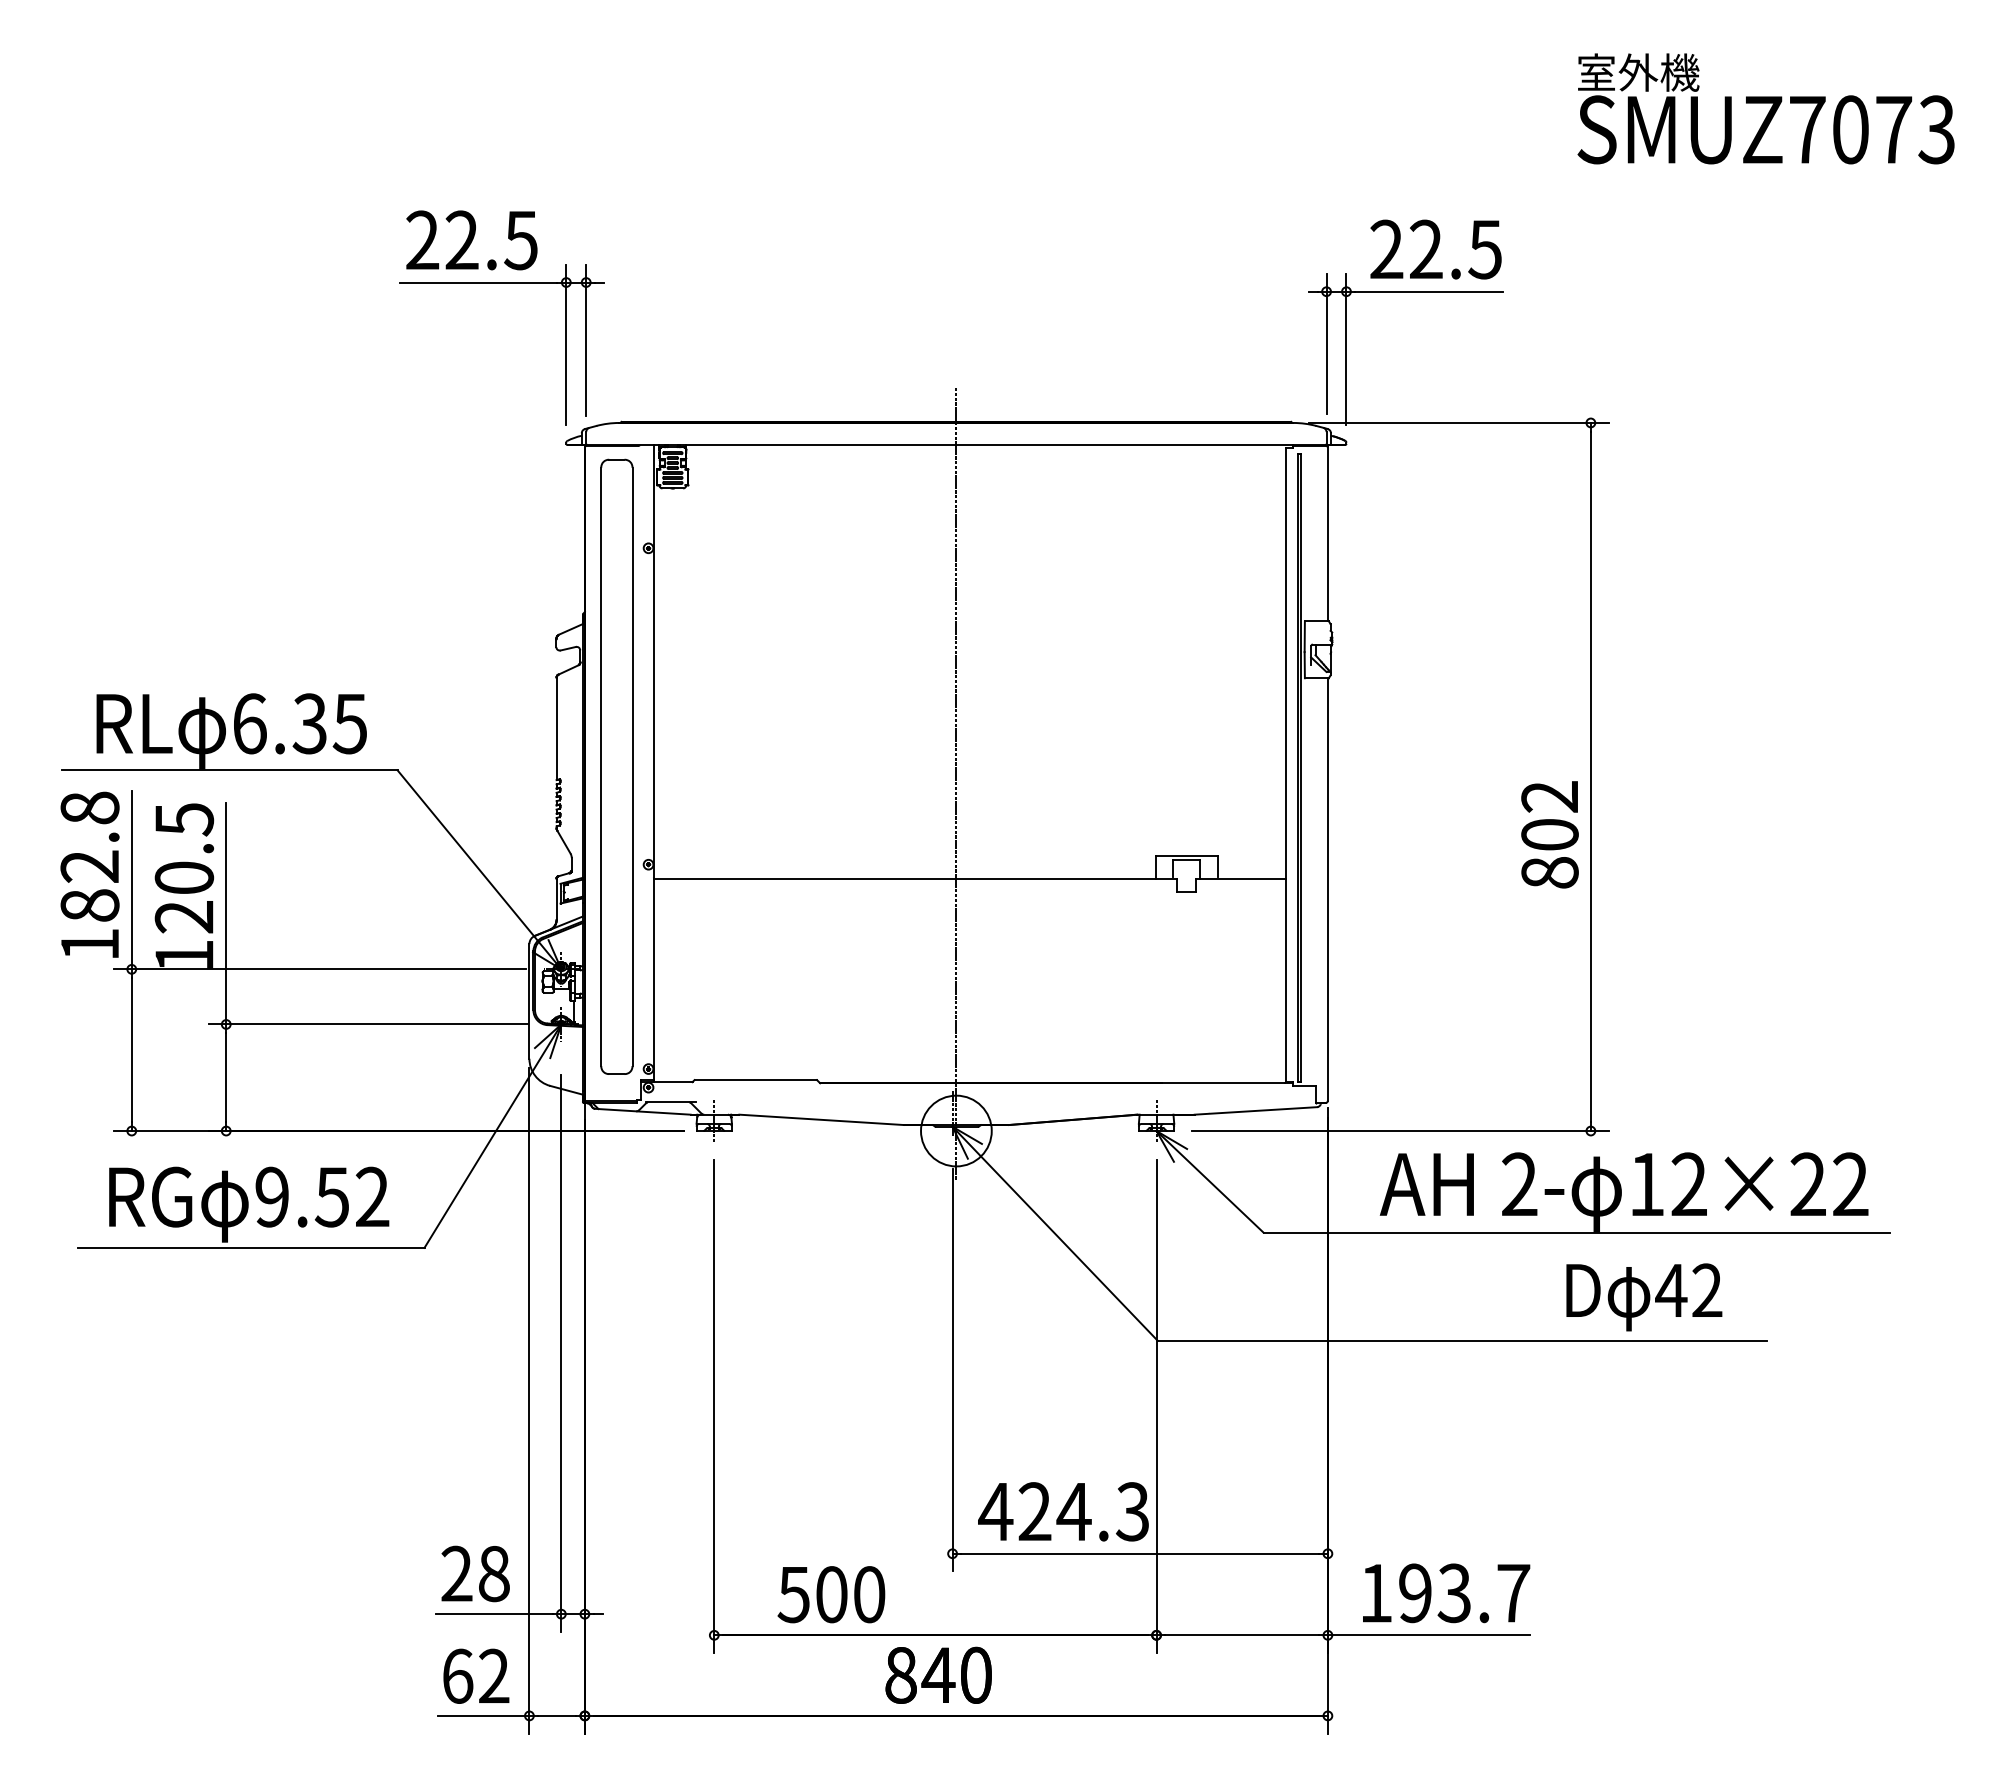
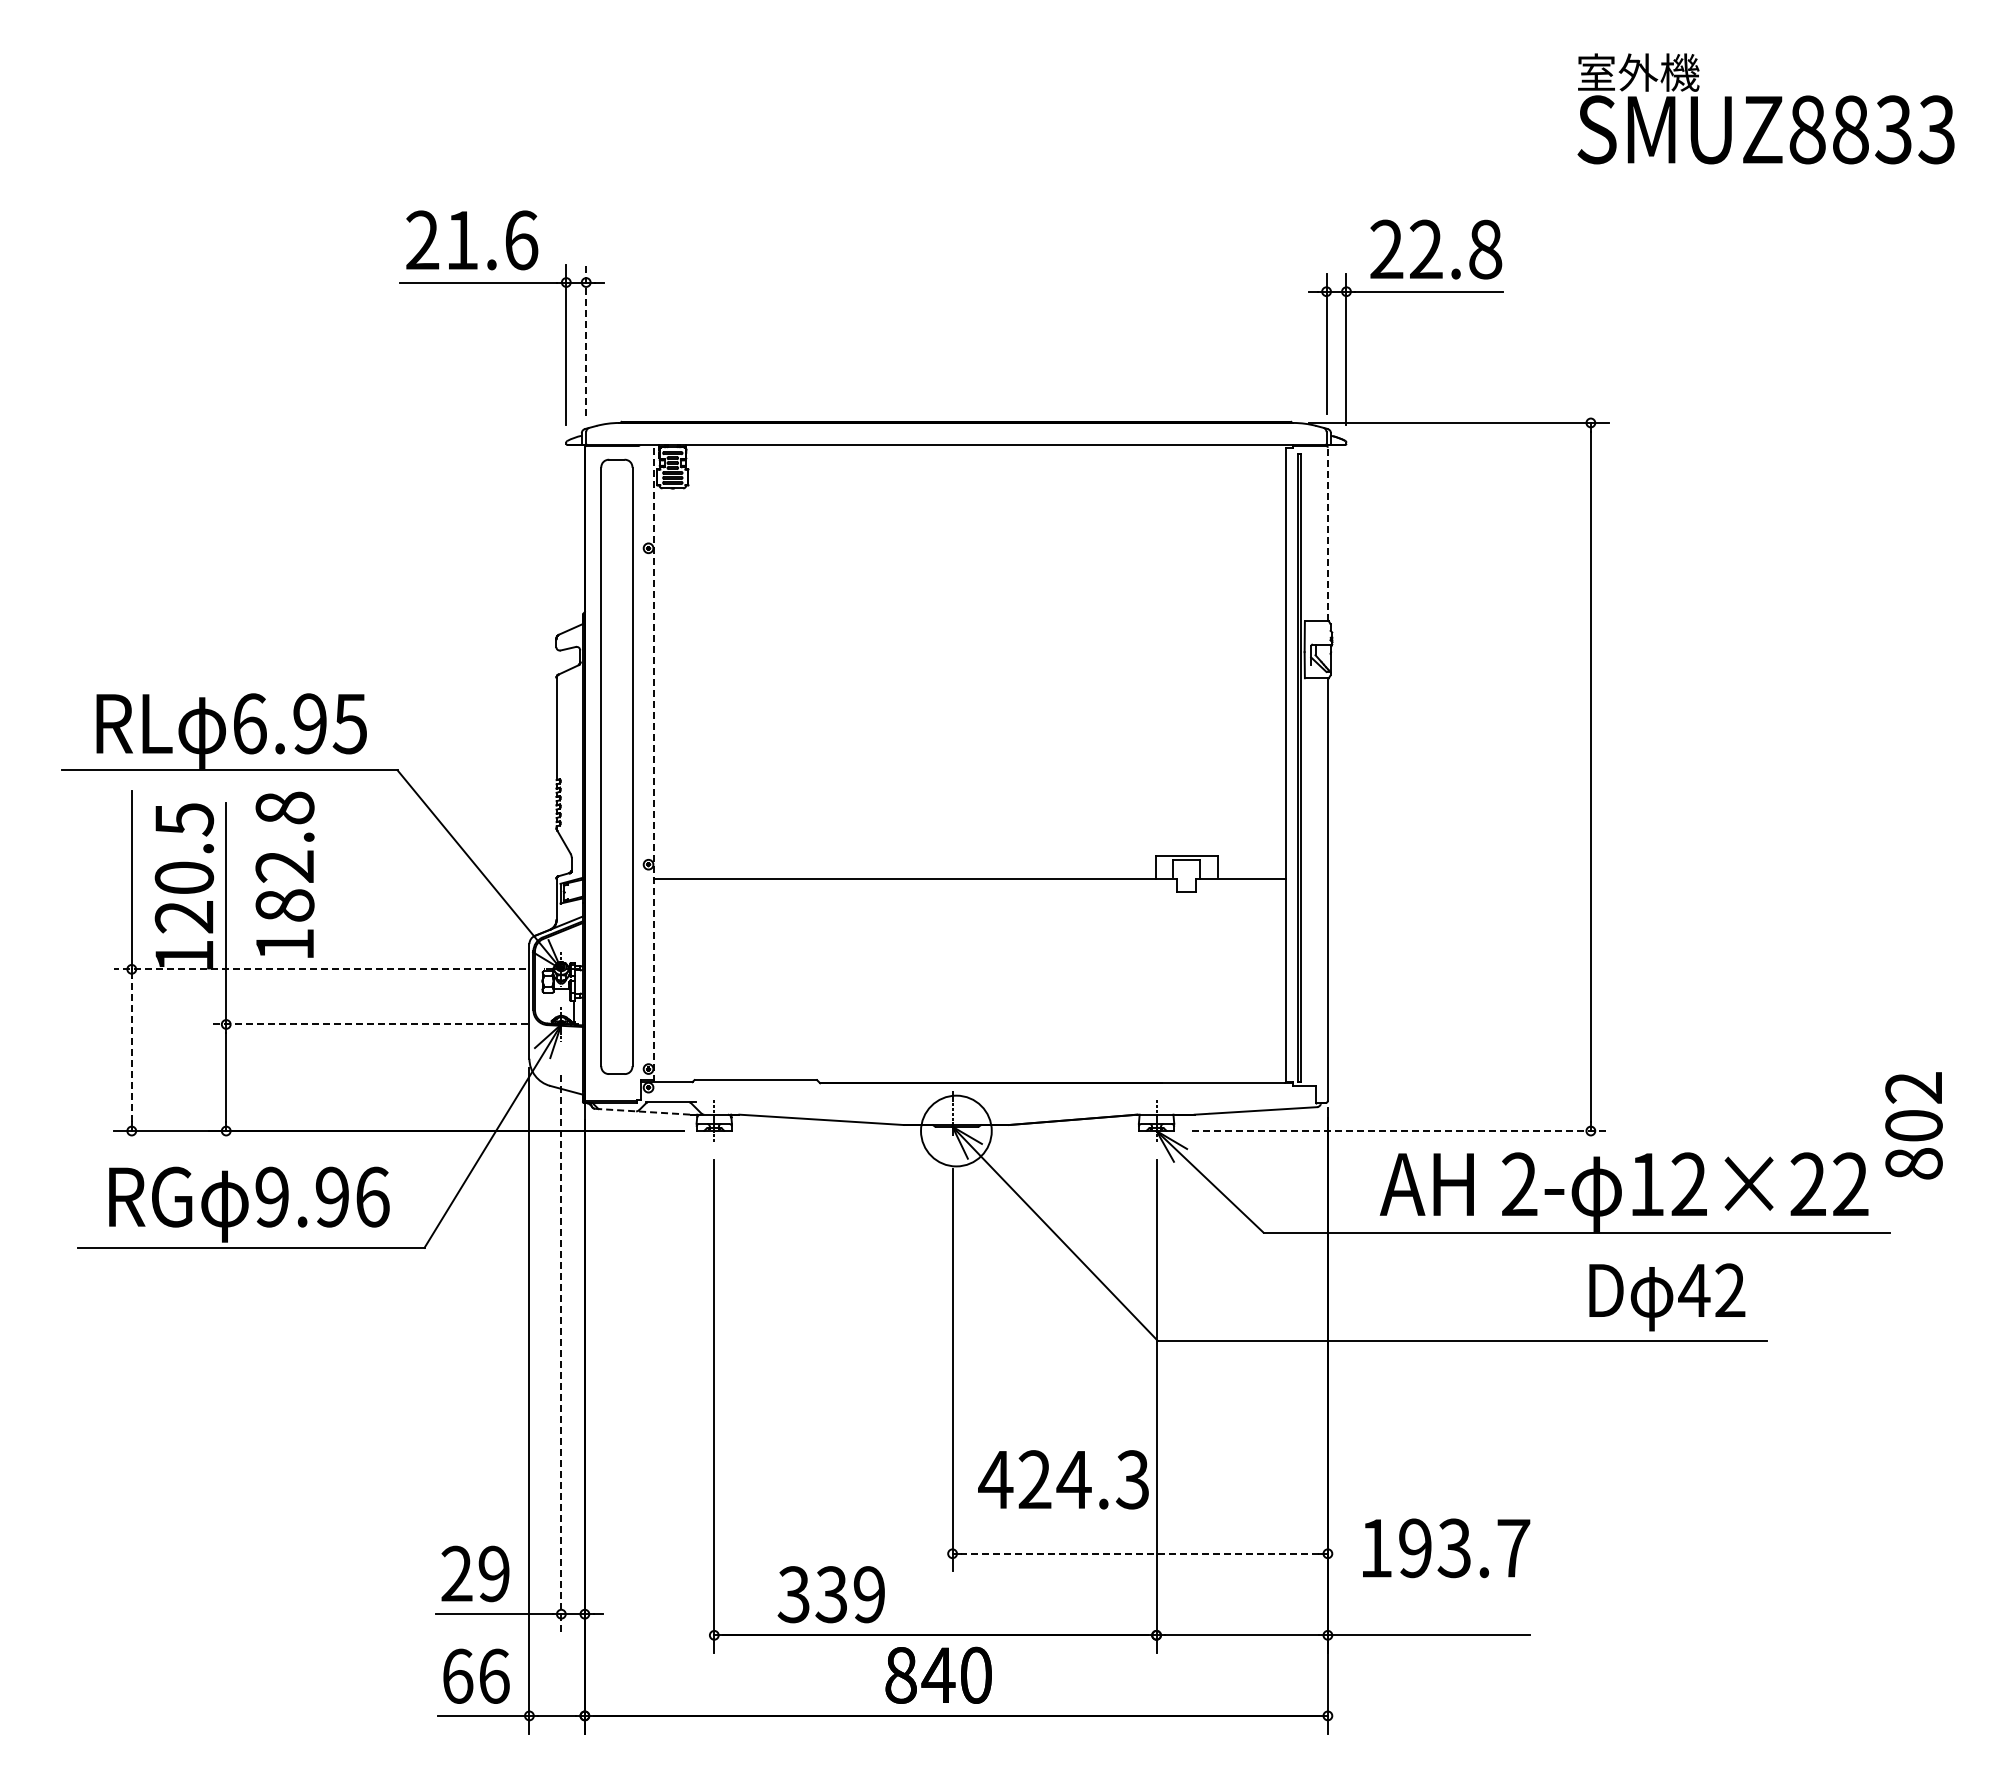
text: SMUZ7073 -> SMUZ8833 (1850, 129)
text: 22.5 -> 21.6 (491, 240)
text: 22.5 -> 22.8 (1485, 249)
line: solid -> dashed (586, 339)
line: solid -> dashed (1327, 532)
text: 6.35 -> 6.95 (309, 723)
line: solid -> dashed (653, 763)
line: present -> none (956, 782)
text position: (1549, 834) -> (1913, 1125) (1913, 1125)
text position: (89, 874) -> (284, 874) (284, 874)
line: solid -> dashed (320, 969)
line: solid -> dashed (368, 1024)
line: solid -> dashed (131, 1049)
line: solid -> dashed (642, 1111)
line: solid -> dashed (1400, 1131)
text: 9.52 -> 9.96 (351, 1196)
text position: (1644, 1297) -> (1667, 1297) (1667, 1297)
line: solid -> dashed (561, 1353)
text position: (1063, 1511) -> (1063, 1479) (1063, 1479)
line: solid -> dashed (1140, 1553)
text: 28 -> 29 (493, 1573)
text position: (1446, 1593) -> (1446, 1548) (1446, 1548)
text: 500 -> 339 (831, 1594)
text: 62 -> 66 (494, 1675)
